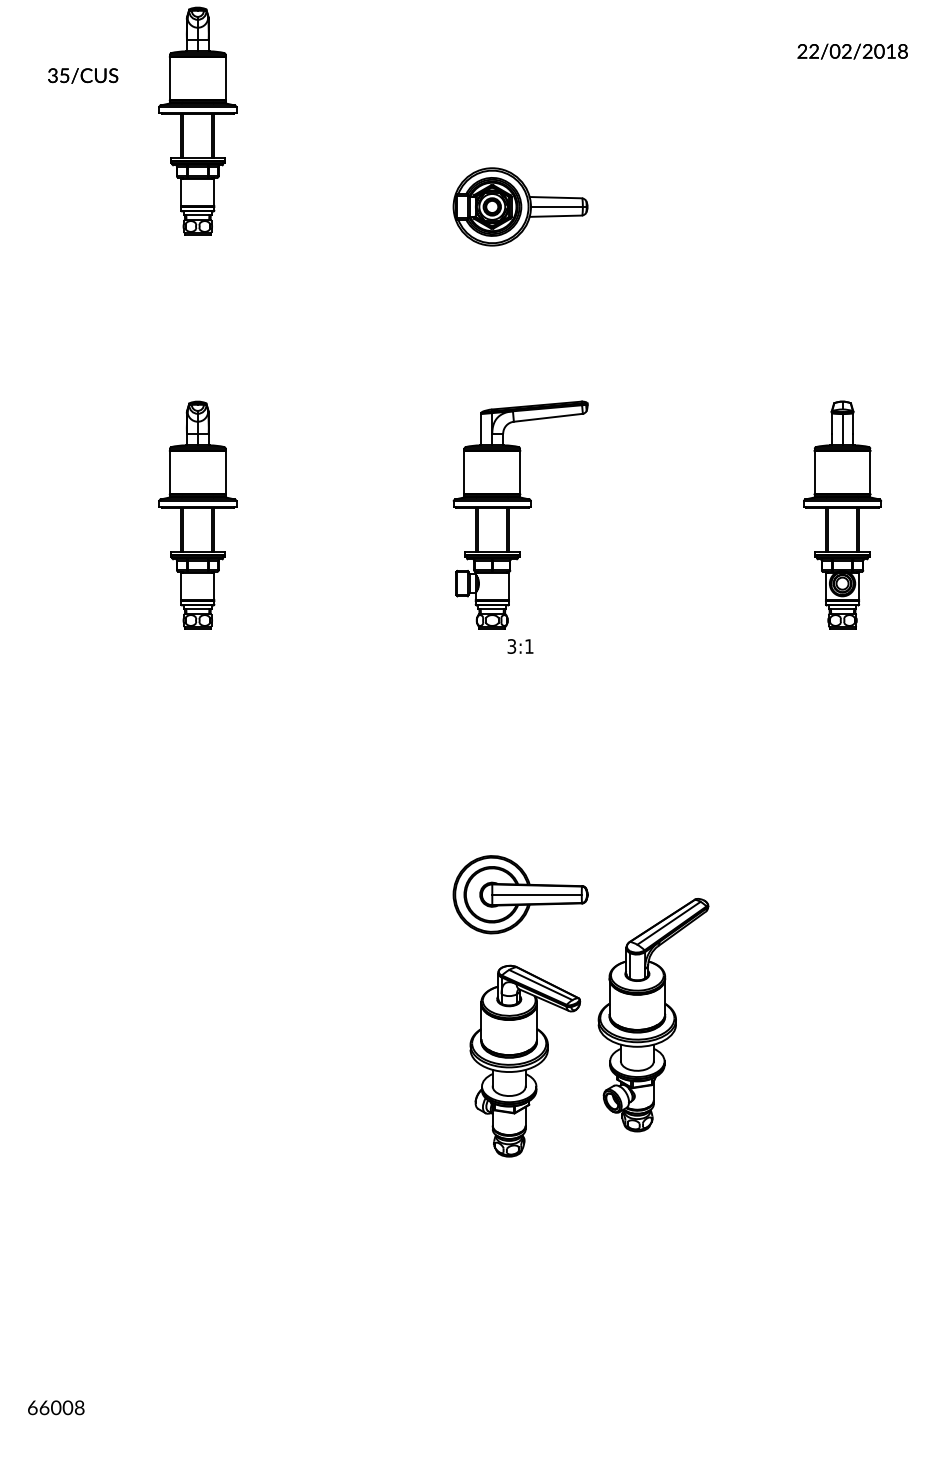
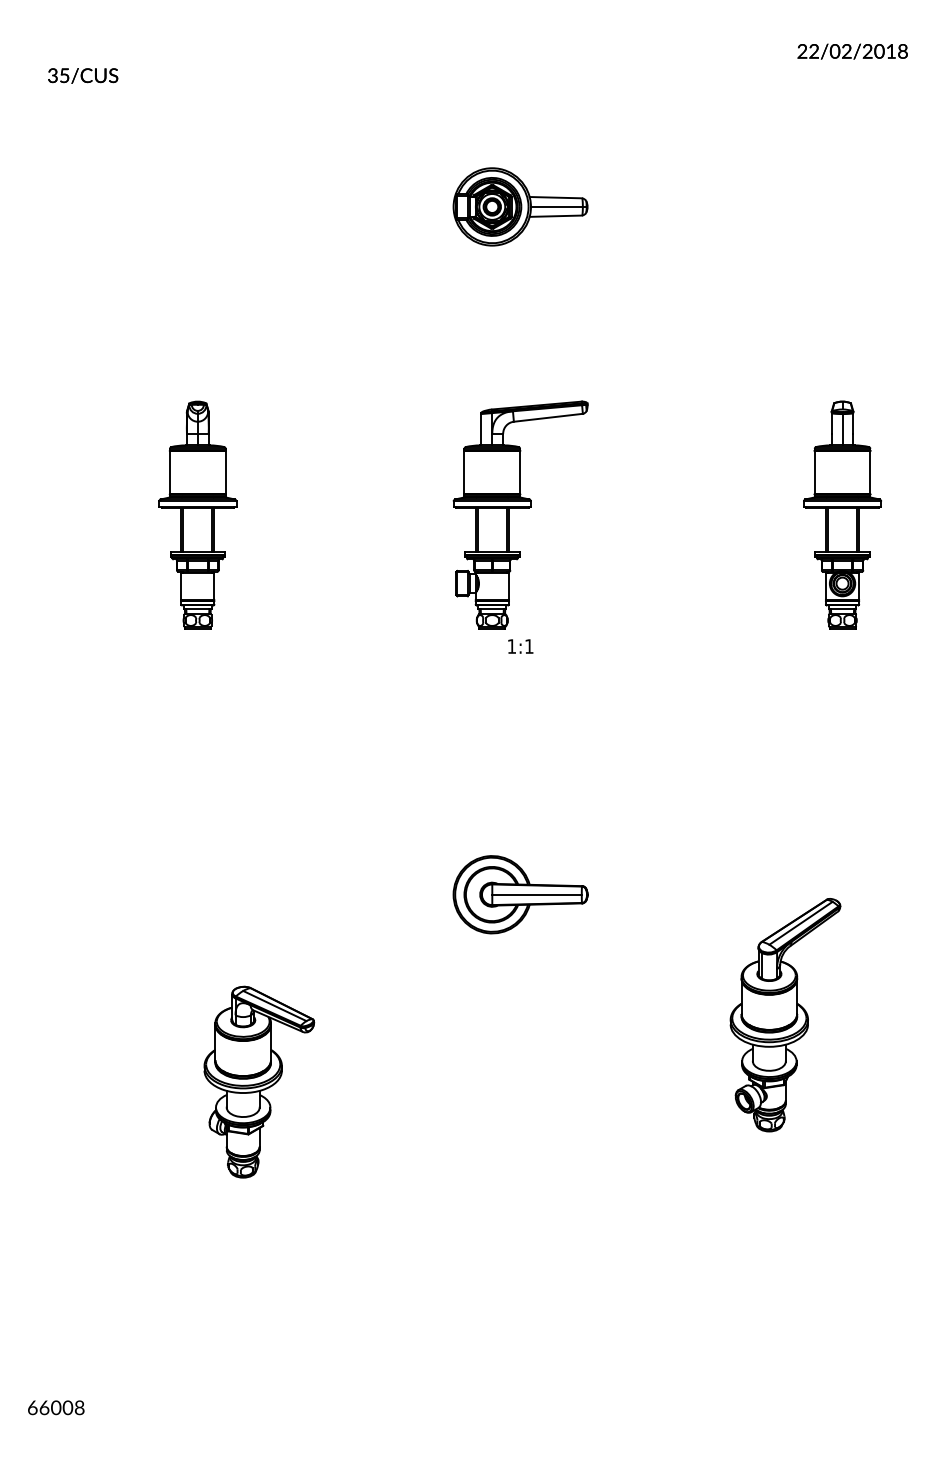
part: present -> none (197, 120)
text: 3:1 -> 1:1 (511, 646)
part position: (653, 1015) -> (785, 1015) (785, 1015)
part position: (525, 1060) -> (259, 1081) (259, 1081)
